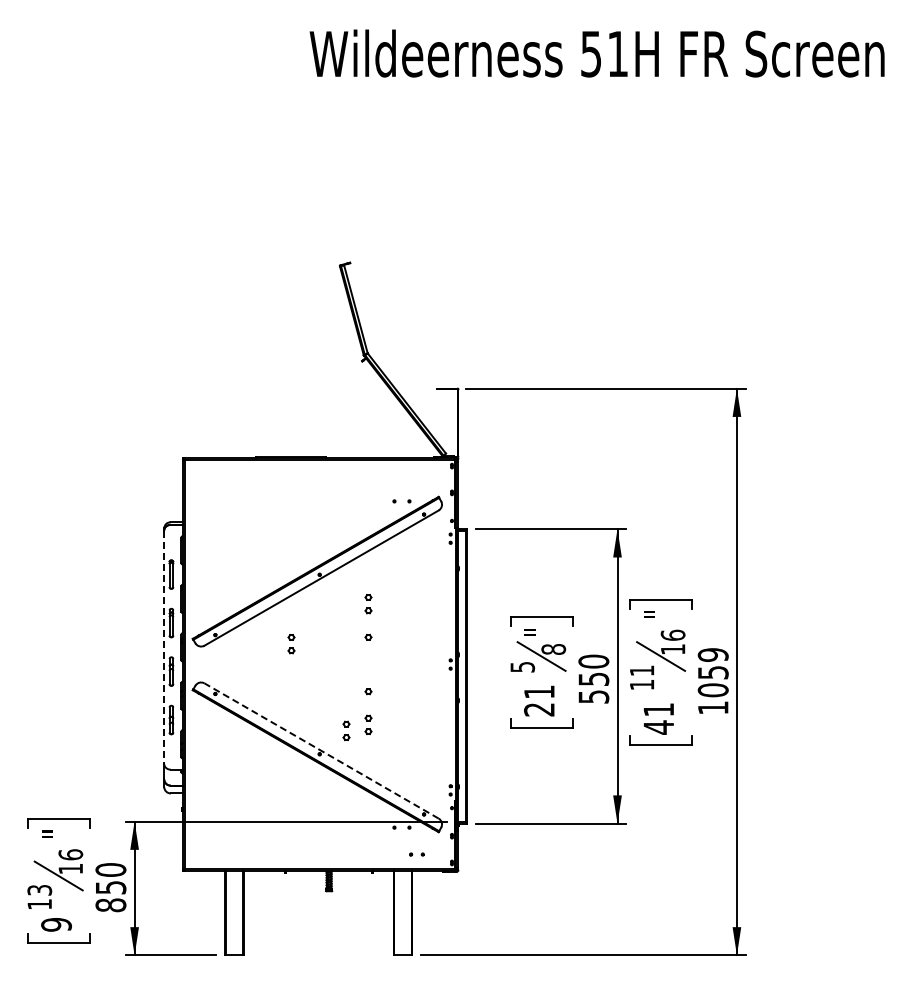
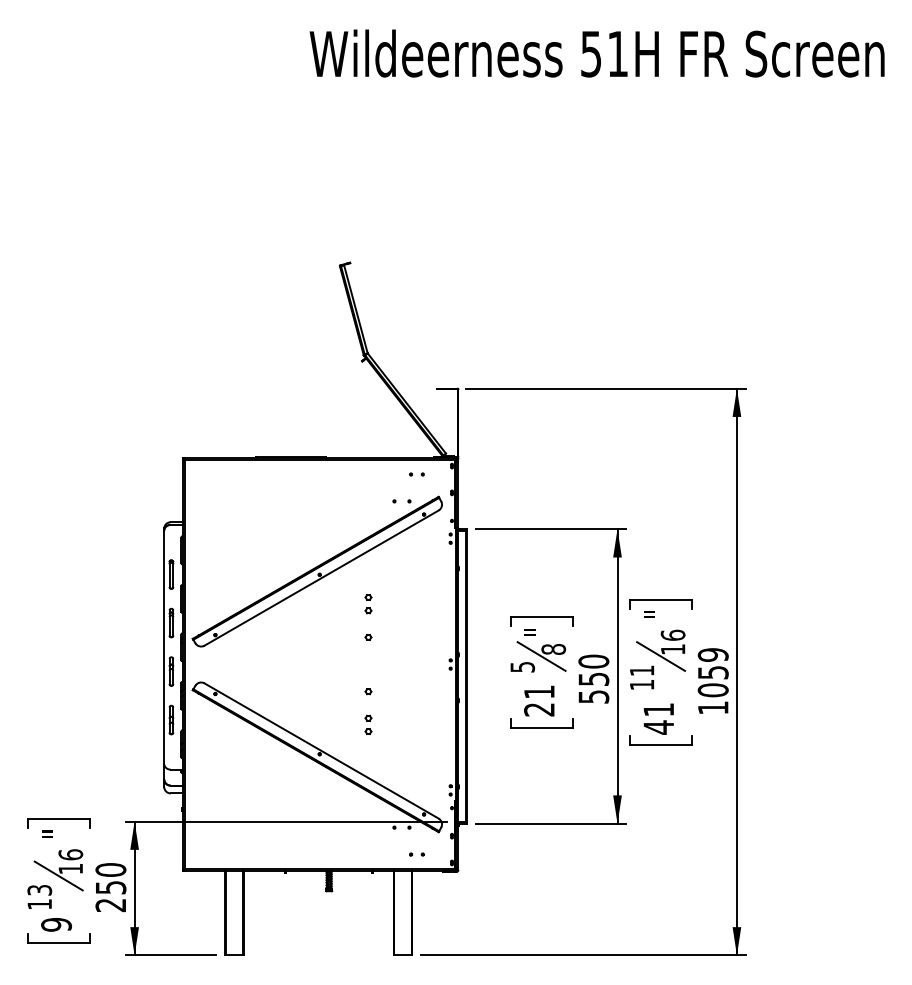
part: none -> present (416, 474)
part: present -> none (291, 644)
line: dashed -> solid (164, 647)
part: present -> none (346, 730)
line: dashed -> solid (321, 750)
text: 850 -> 250 (110, 905)
